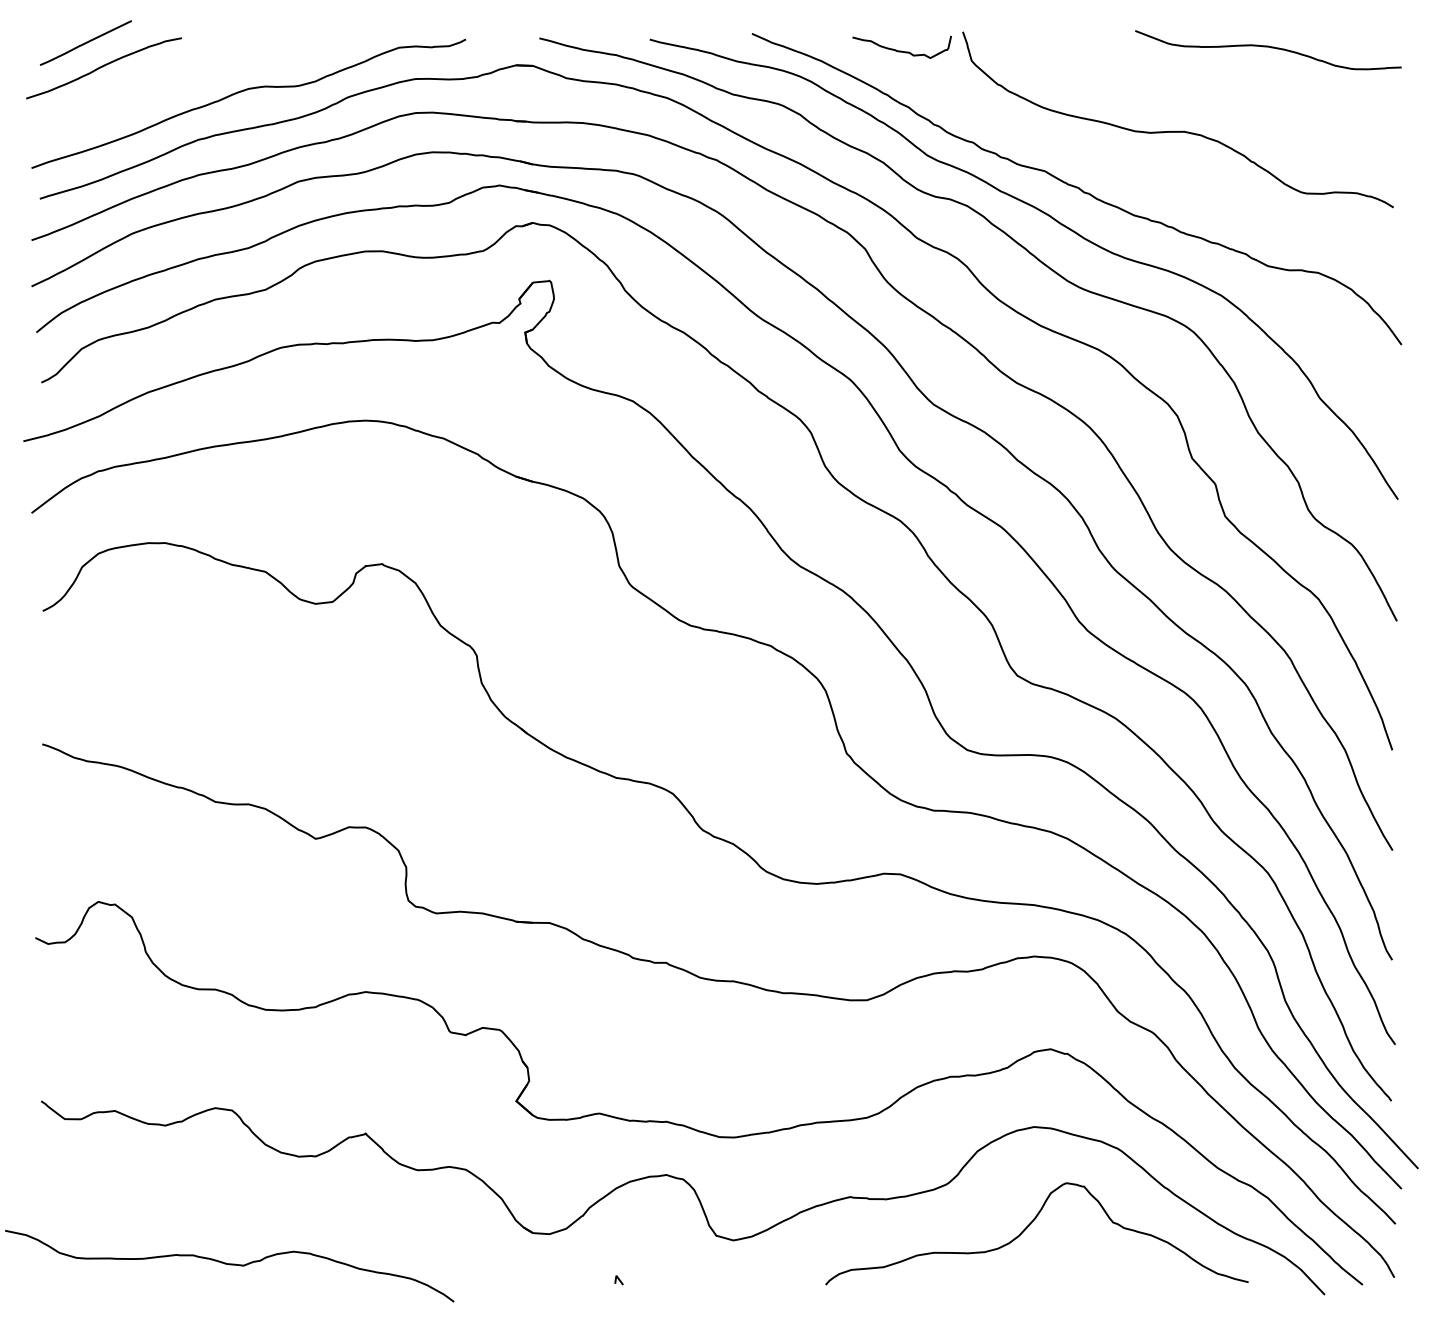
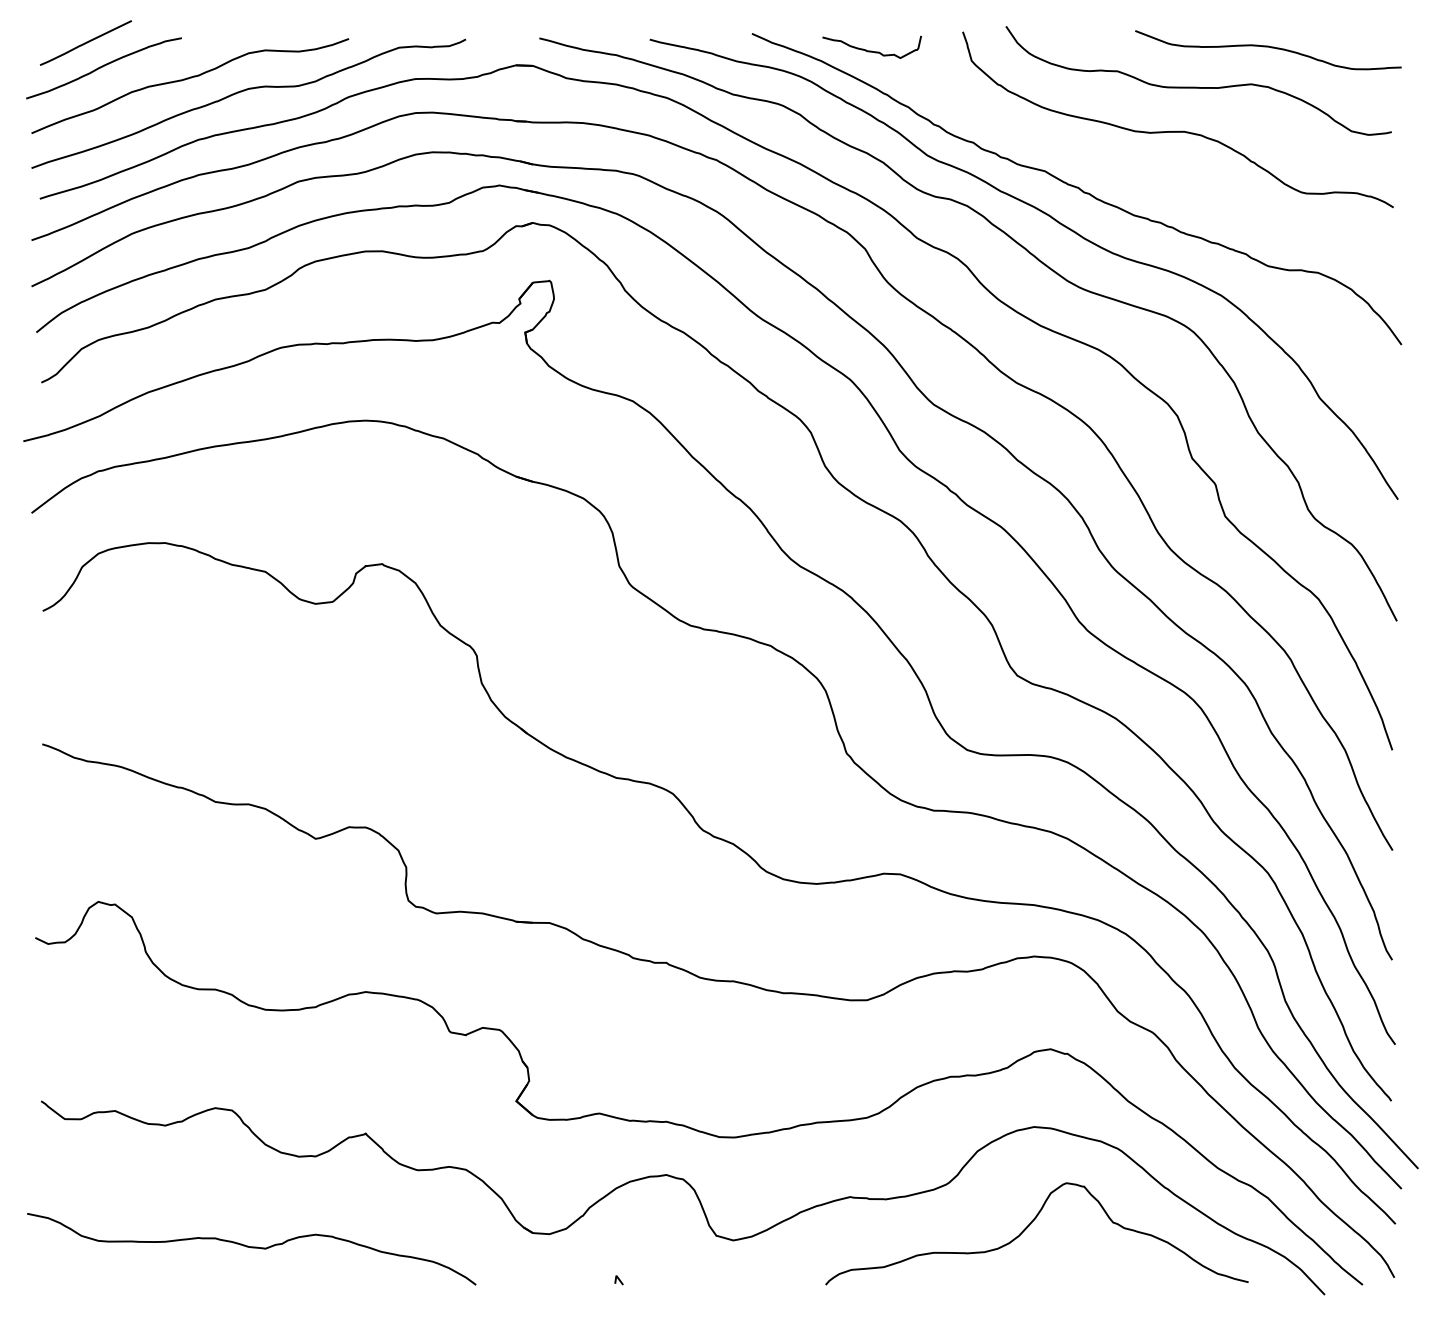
curve position: (901, 50) -> (871, 50) (871, 50)
curve: none -> present (188, 79)
curve: none -> present (1198, 86)
curve position: (229, 1265) -> (251, 1248) (251, 1248)
